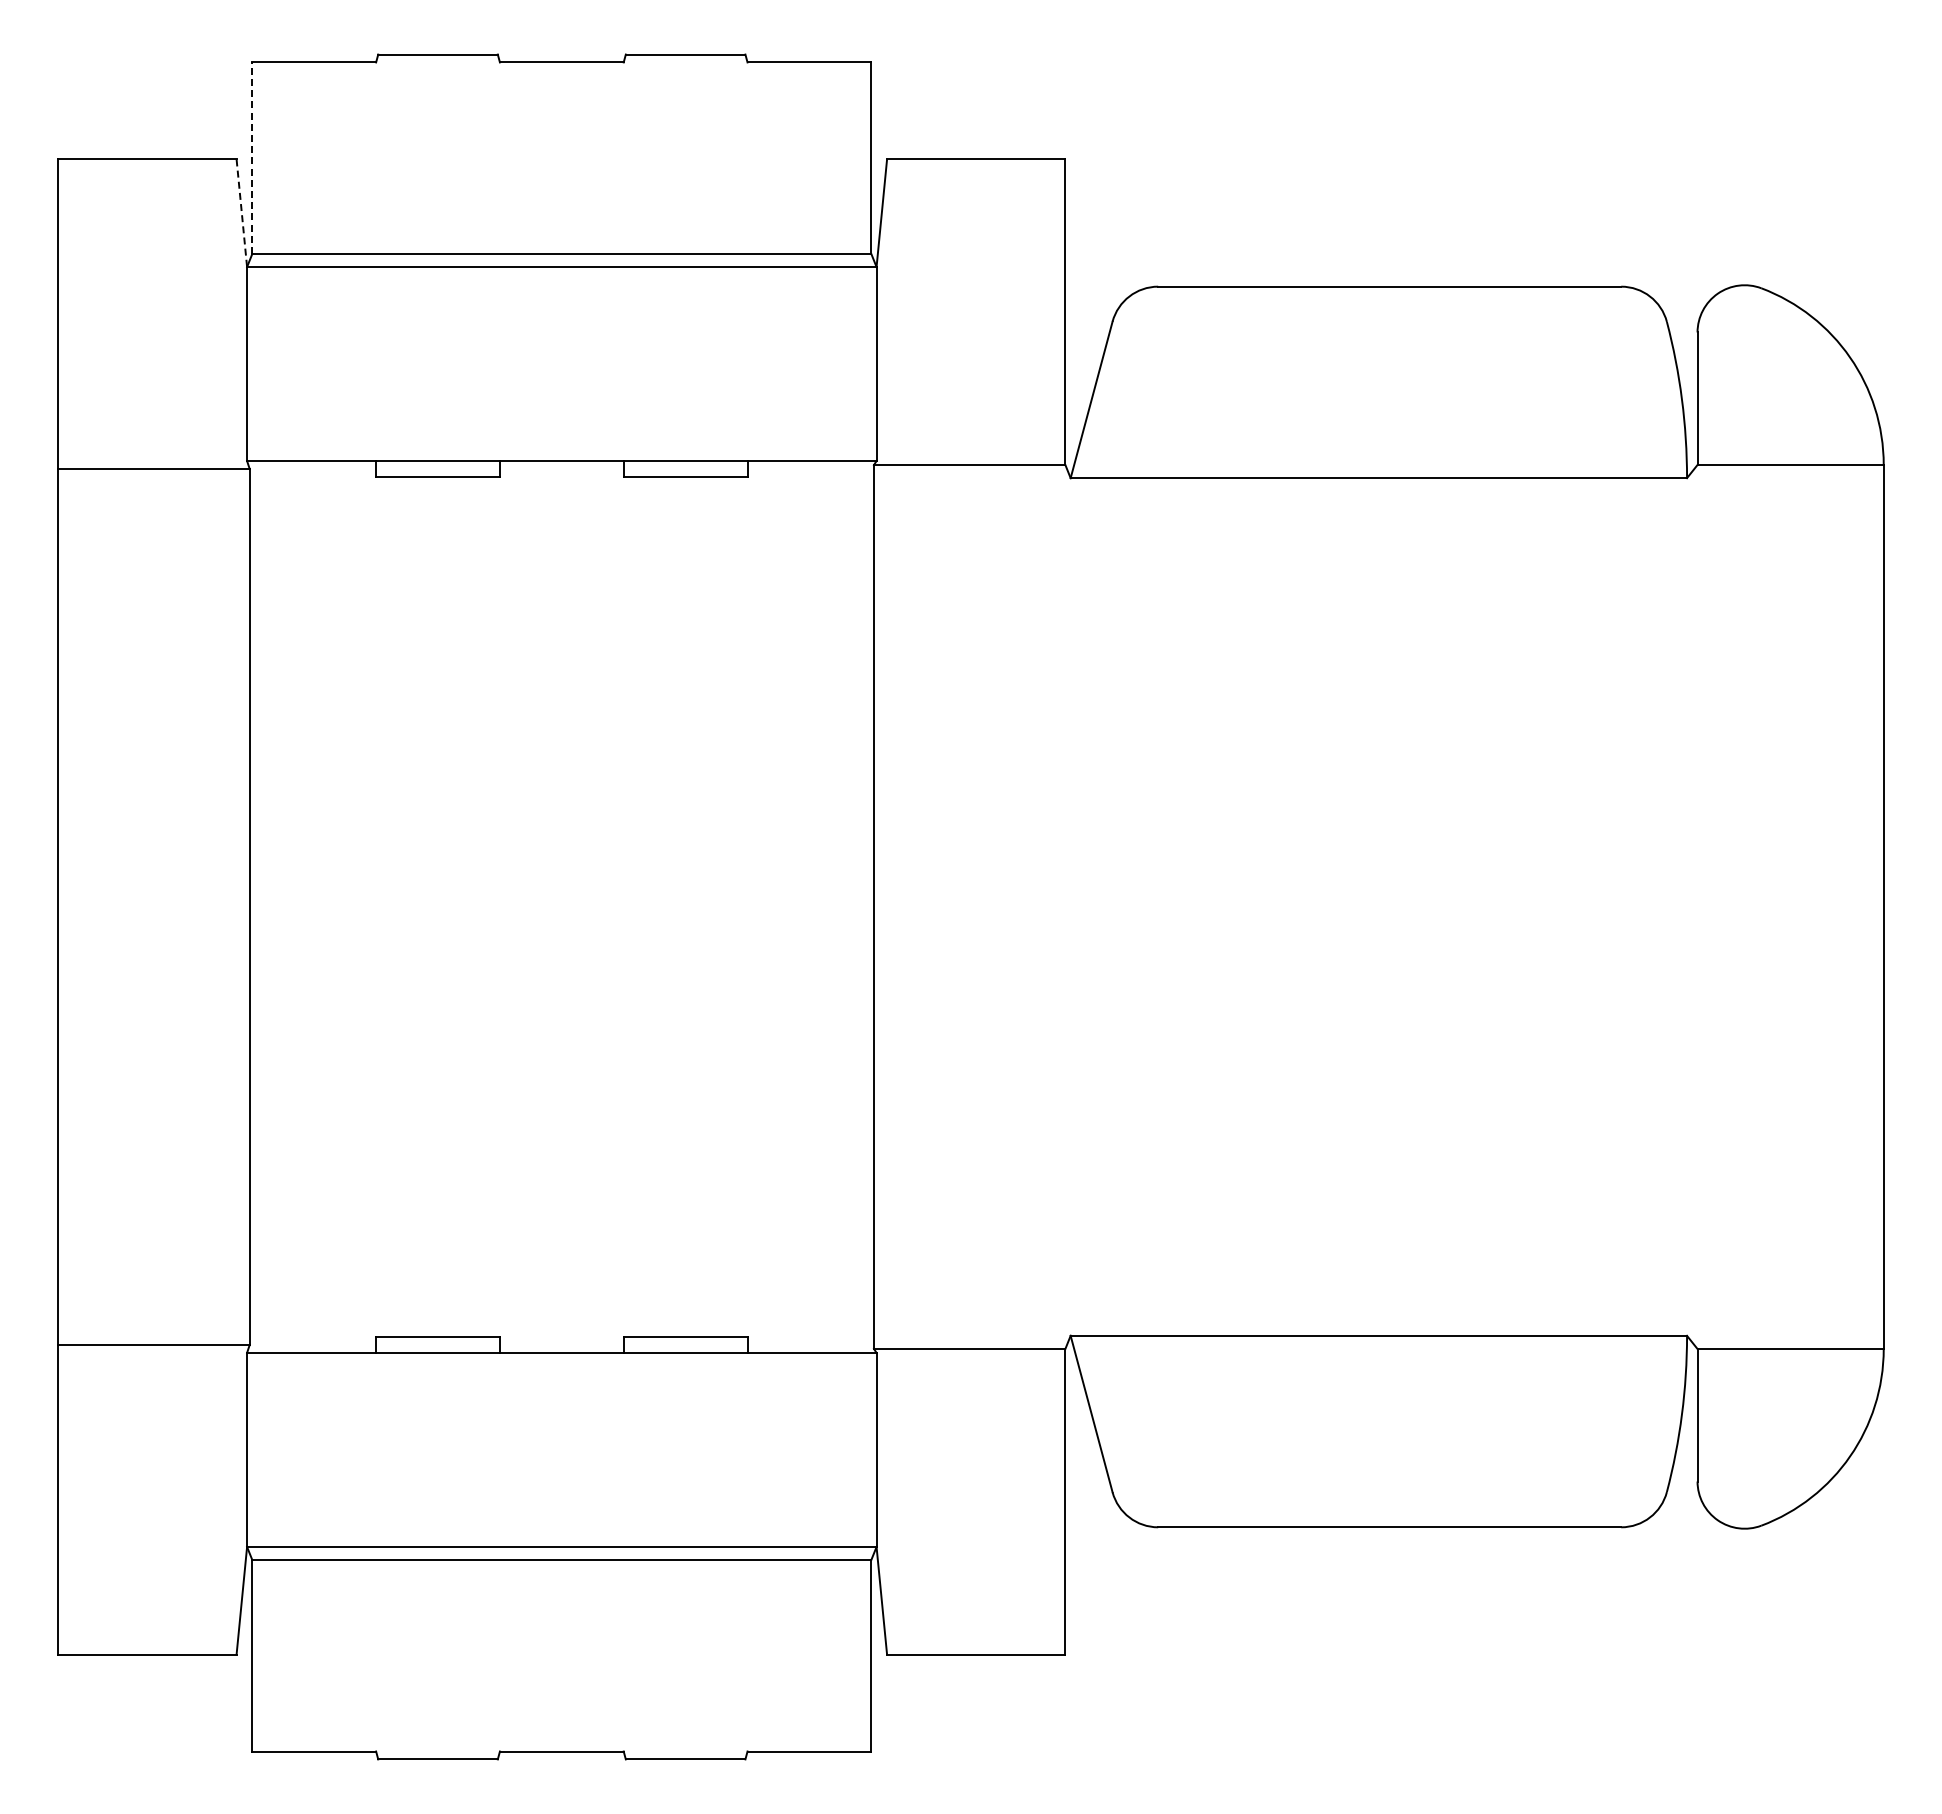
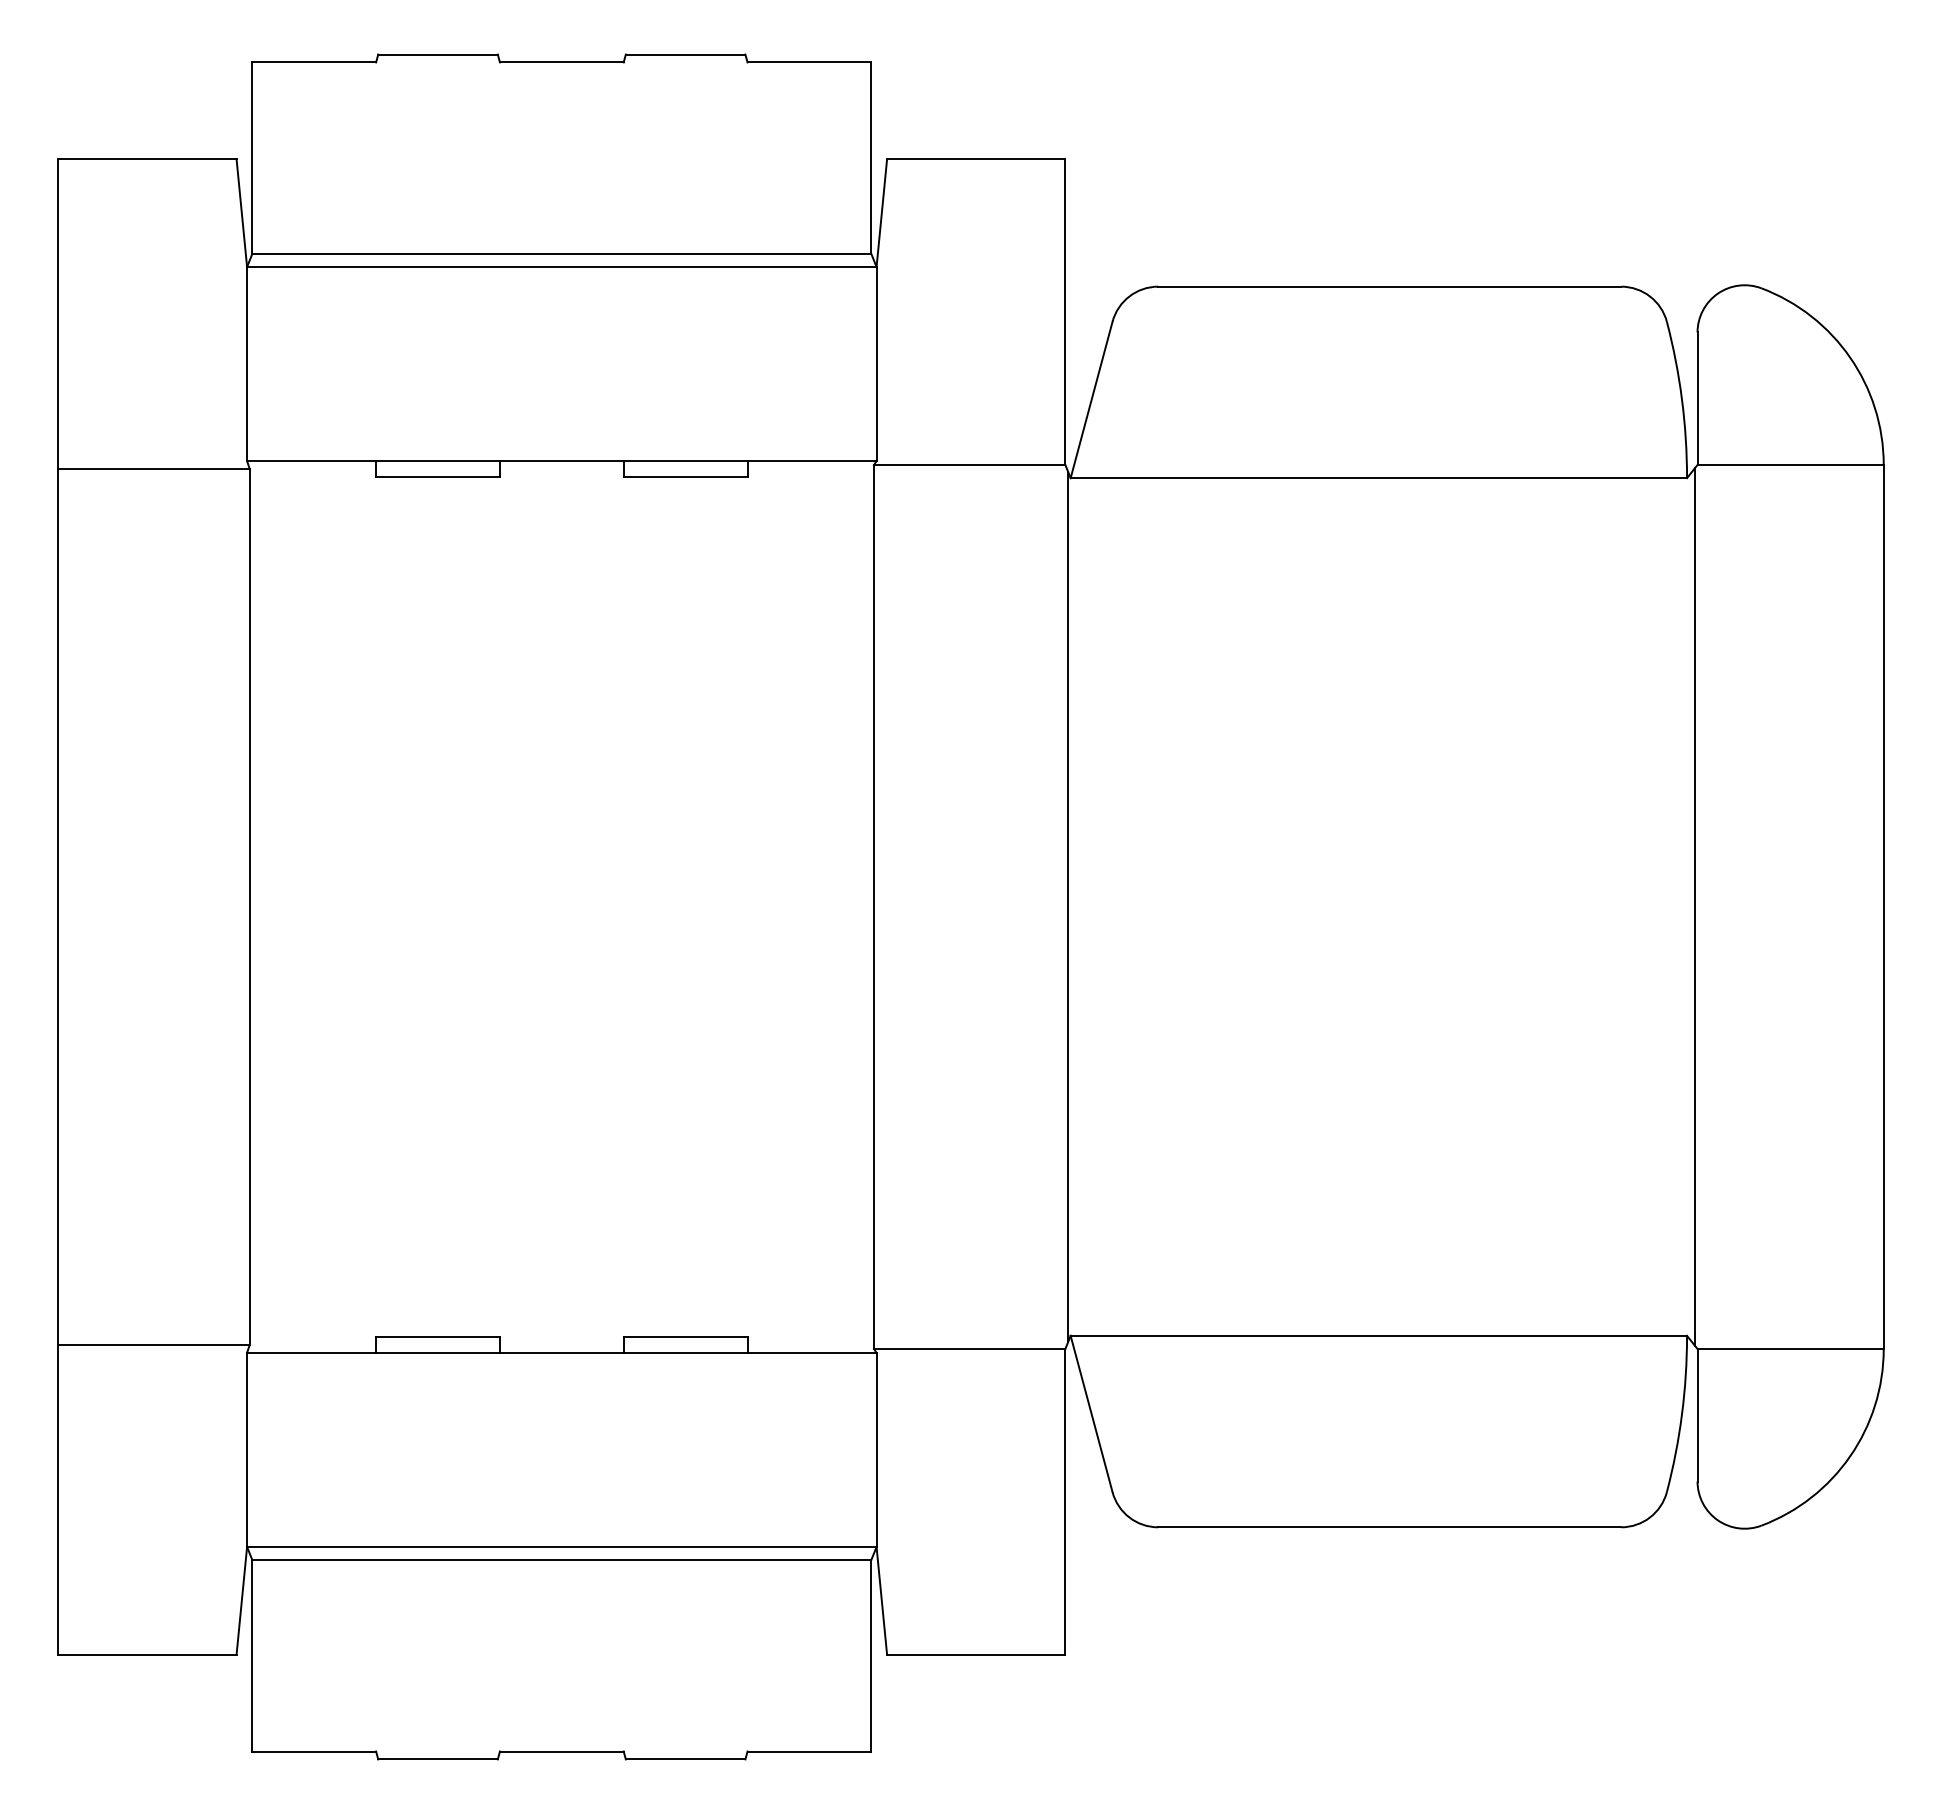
line: dashed -> solid (252, 158)
line: dashed -> solid (241, 213)
line: none -> present (1068, 906)
line: none -> present (1694, 906)
